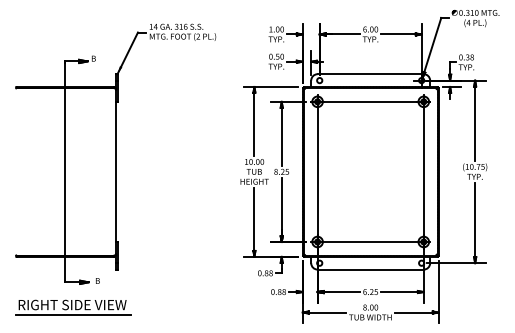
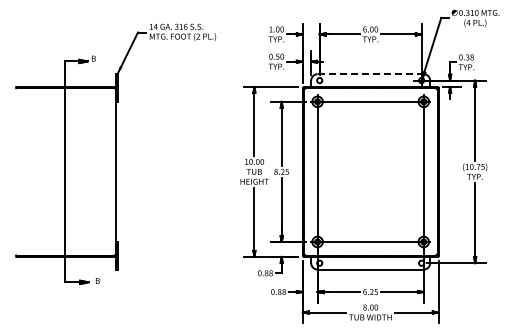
line: solid -> dashed (371, 74)
part: present -> none (73, 307)
